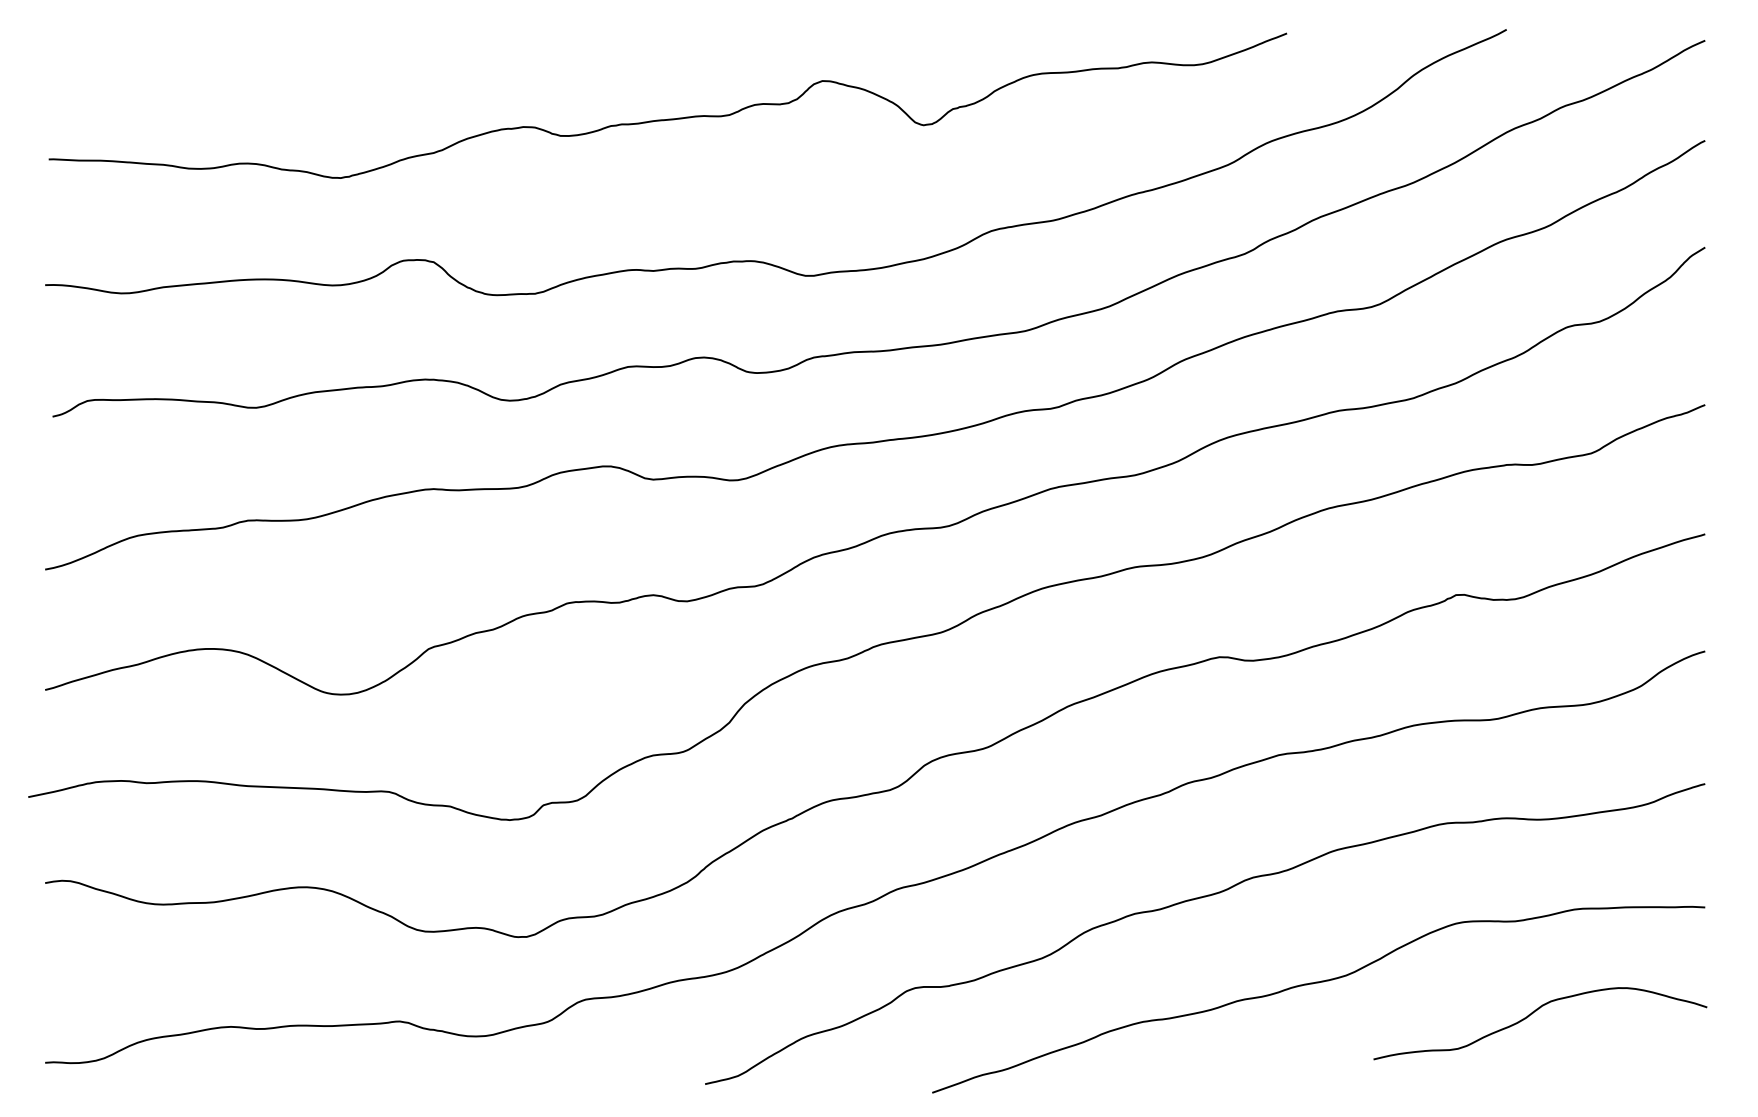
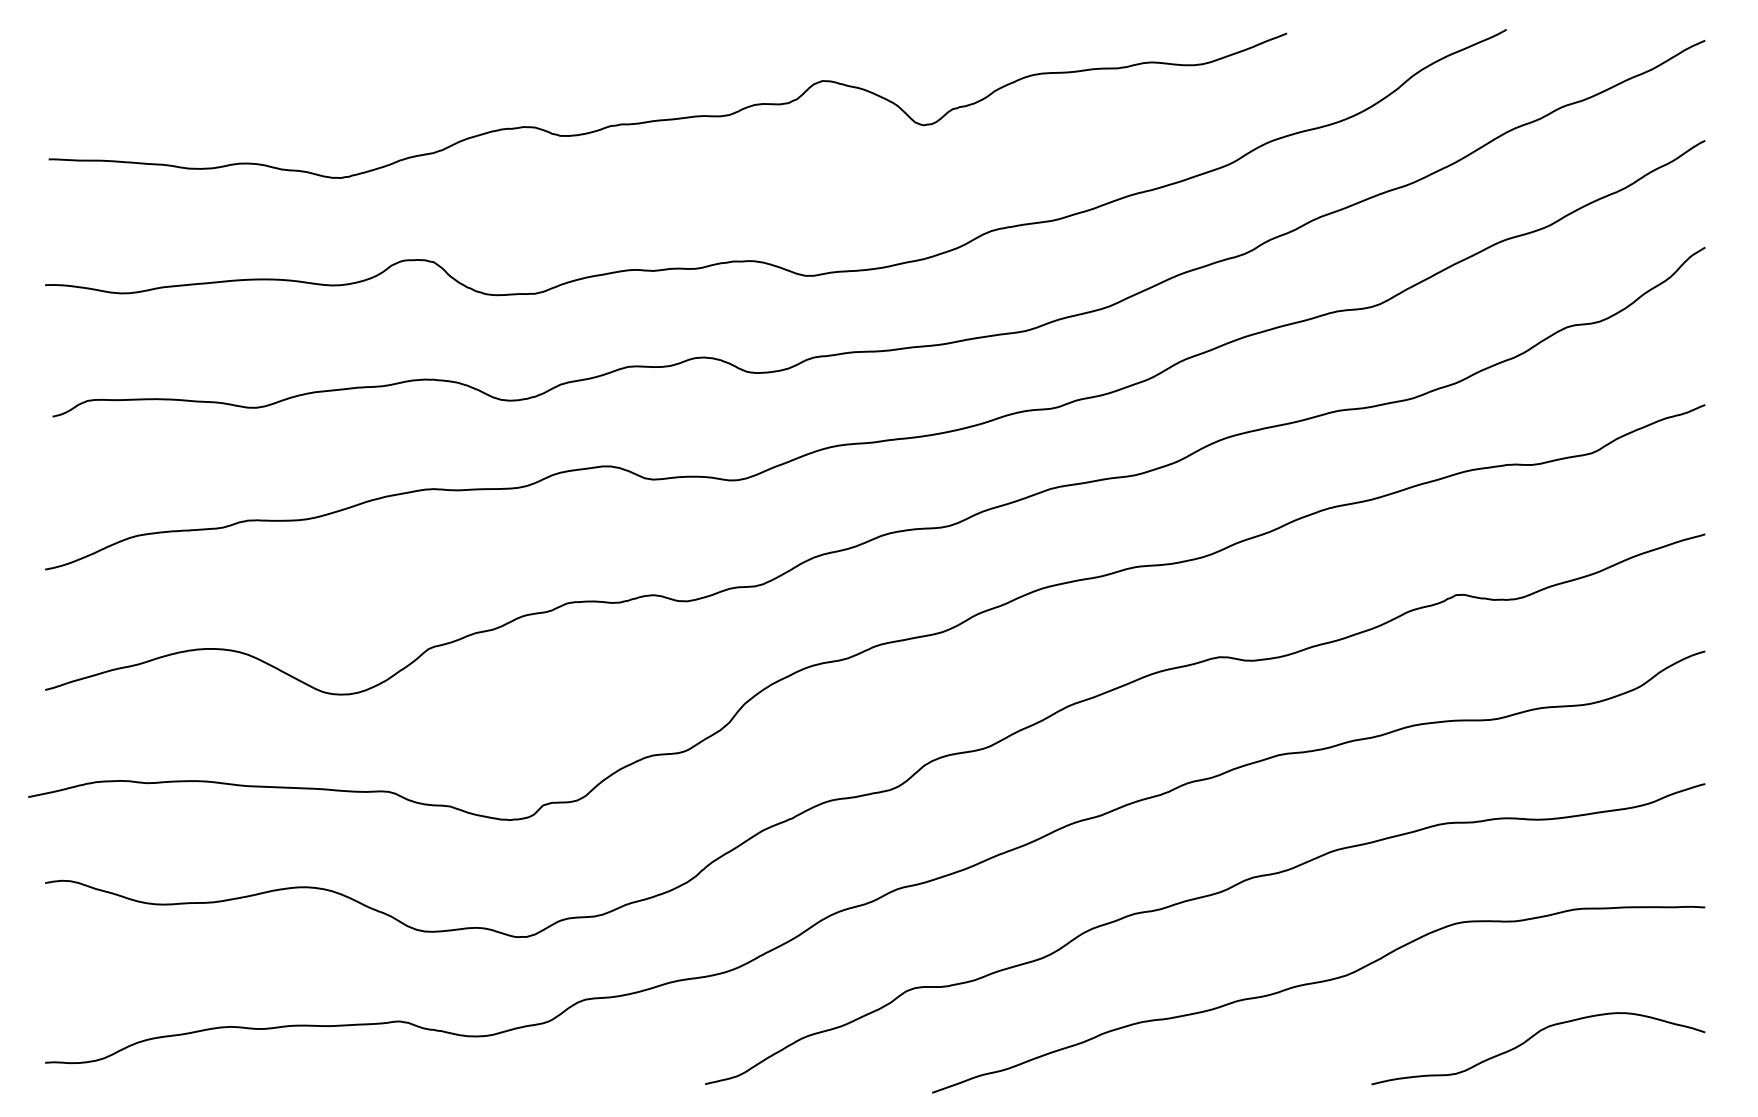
curve position: (1532, 1014) -> (1530, 1039) (1530, 1039)
